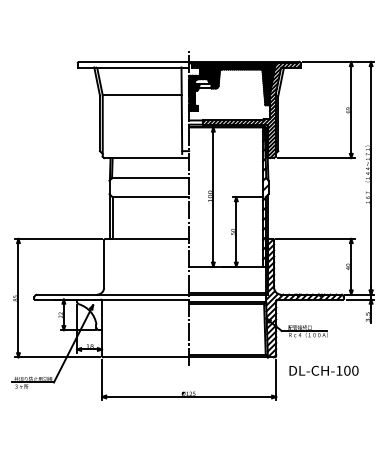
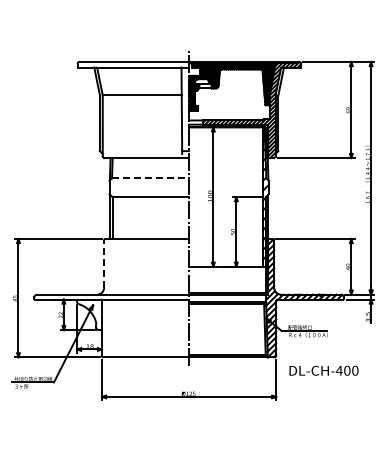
line: solid -> dashed (150, 178)
line: solid -> dashed (104, 264)
text: DL-CH-100 -> DL-CH-400 (338, 370)
